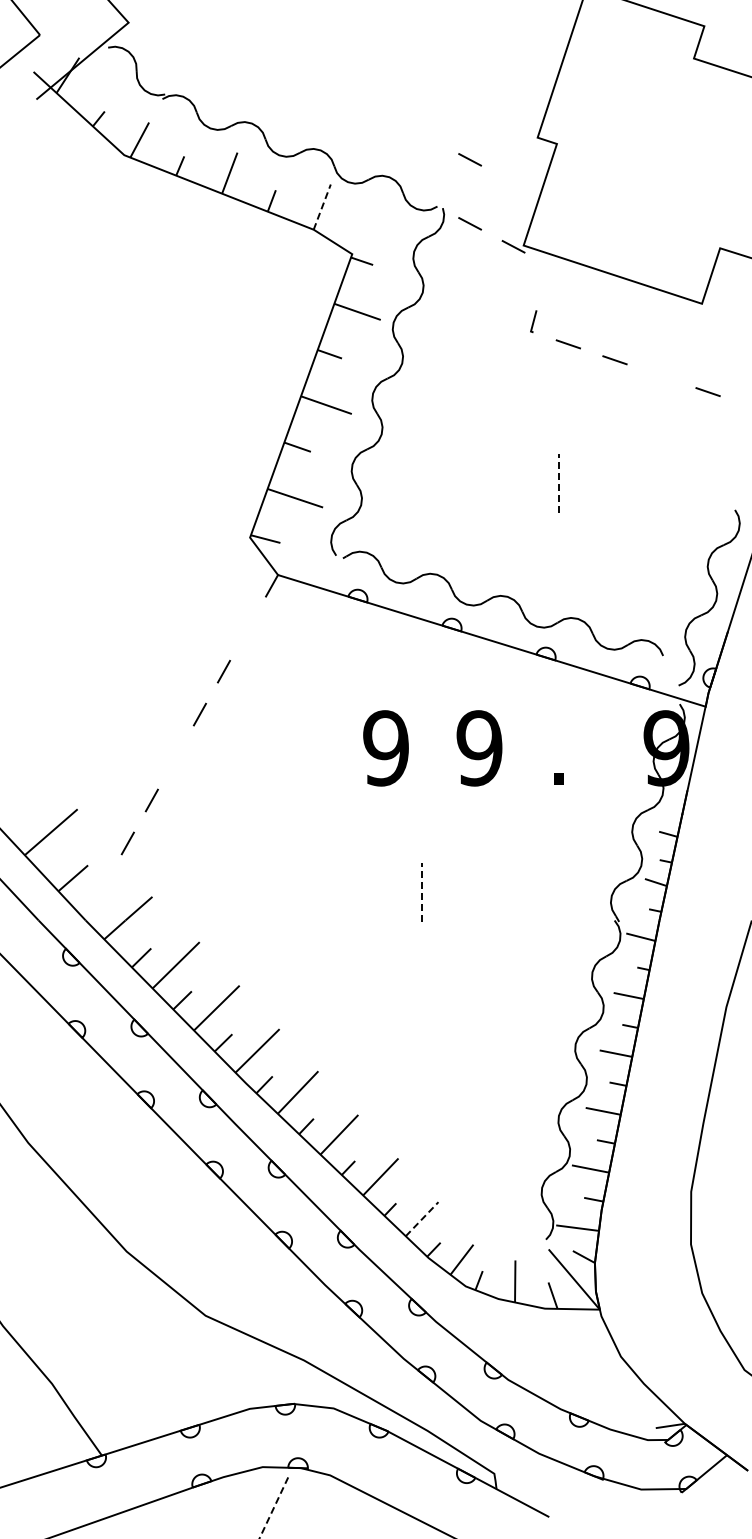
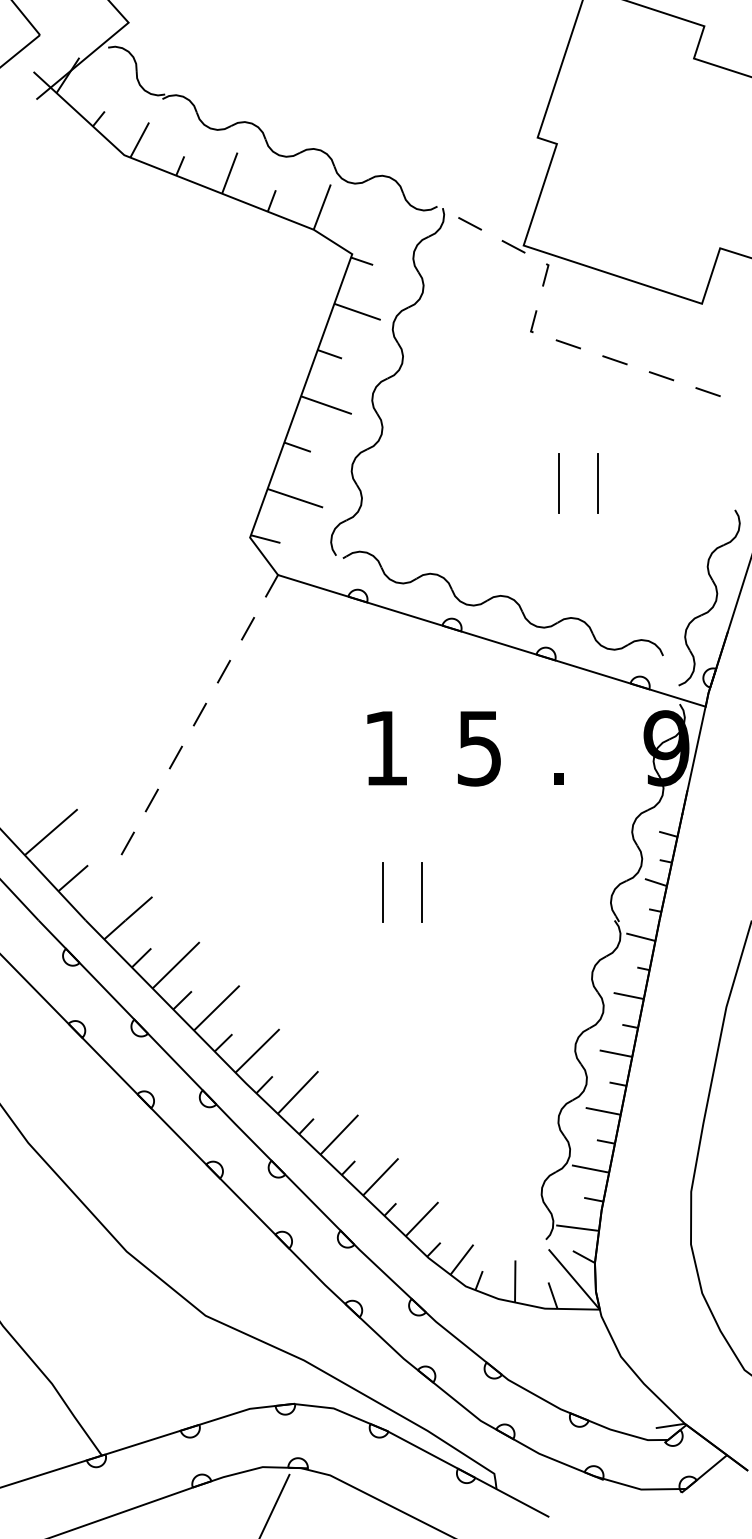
line: present -> none (469, 159)
line: dashed -> solid (322, 206)
line: none -> present (545, 274)
line: none -> present (661, 376)
line: none -> present (597, 482)
line: dashed -> solid (558, 483)
line: none -> present (248, 628)
text: 9 -> 1 (385, 748)
text: 9 -> 5 (479, 748)
line: none -> present (175, 757)
line: none -> present (382, 892)
line: dashed -> solid (421, 892)
line: dashed -> solid (422, 1219)
line: dashed -> solid (274, 1505)
